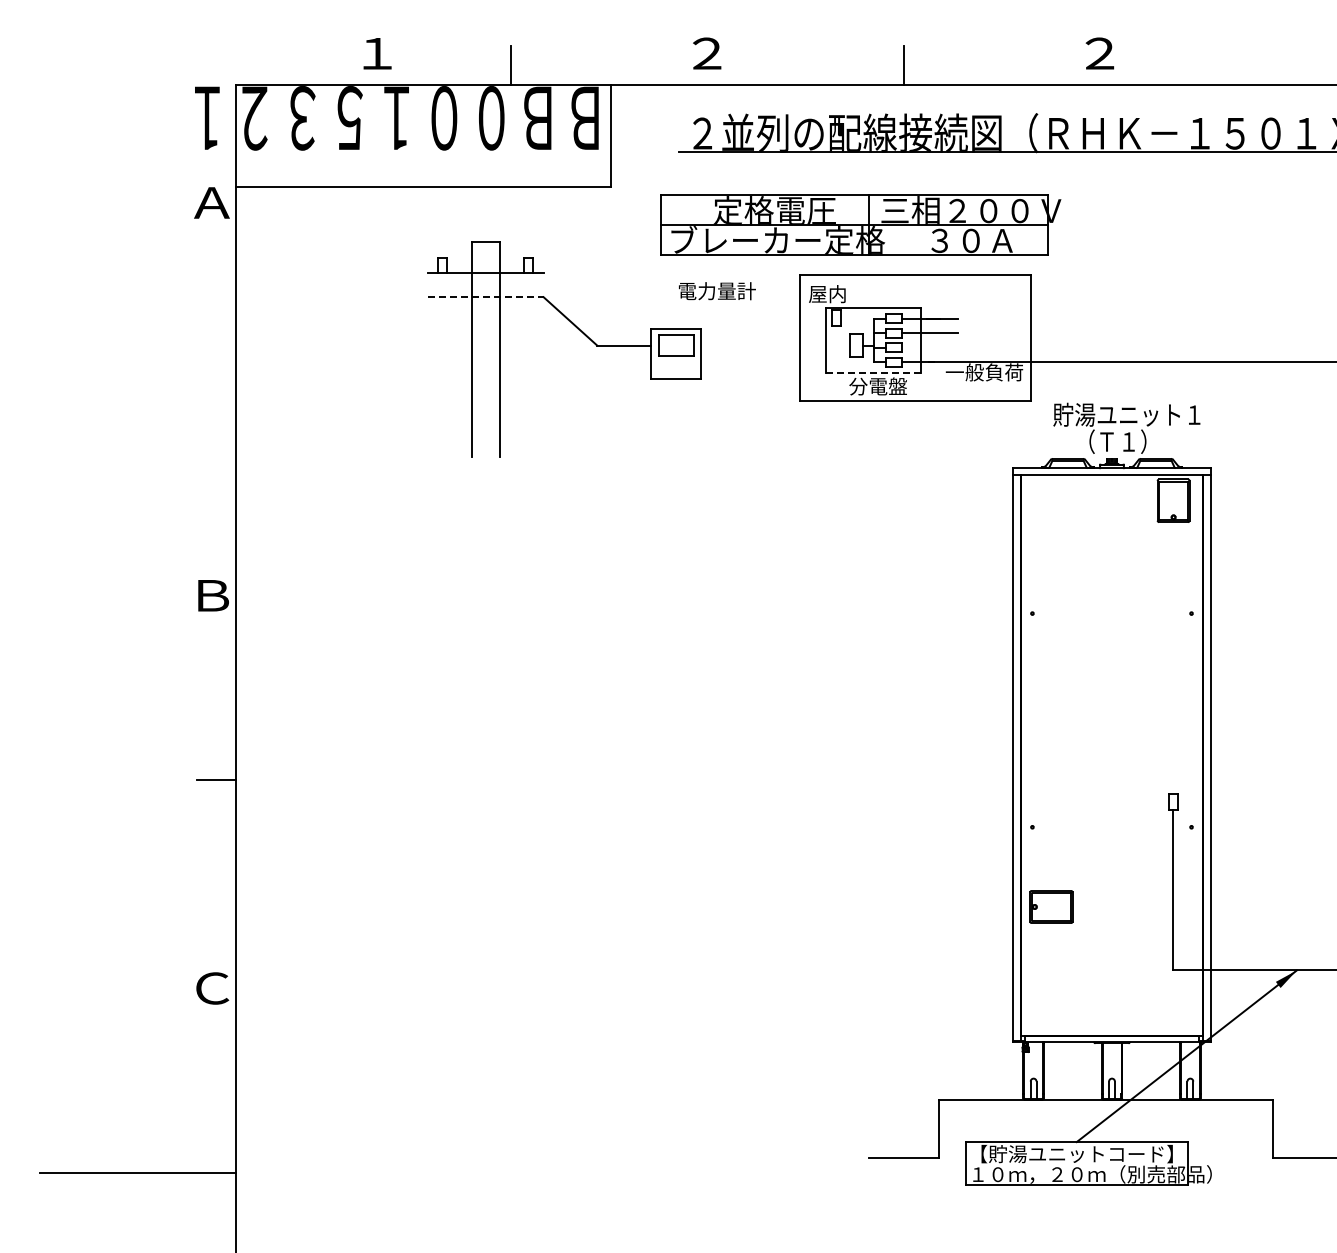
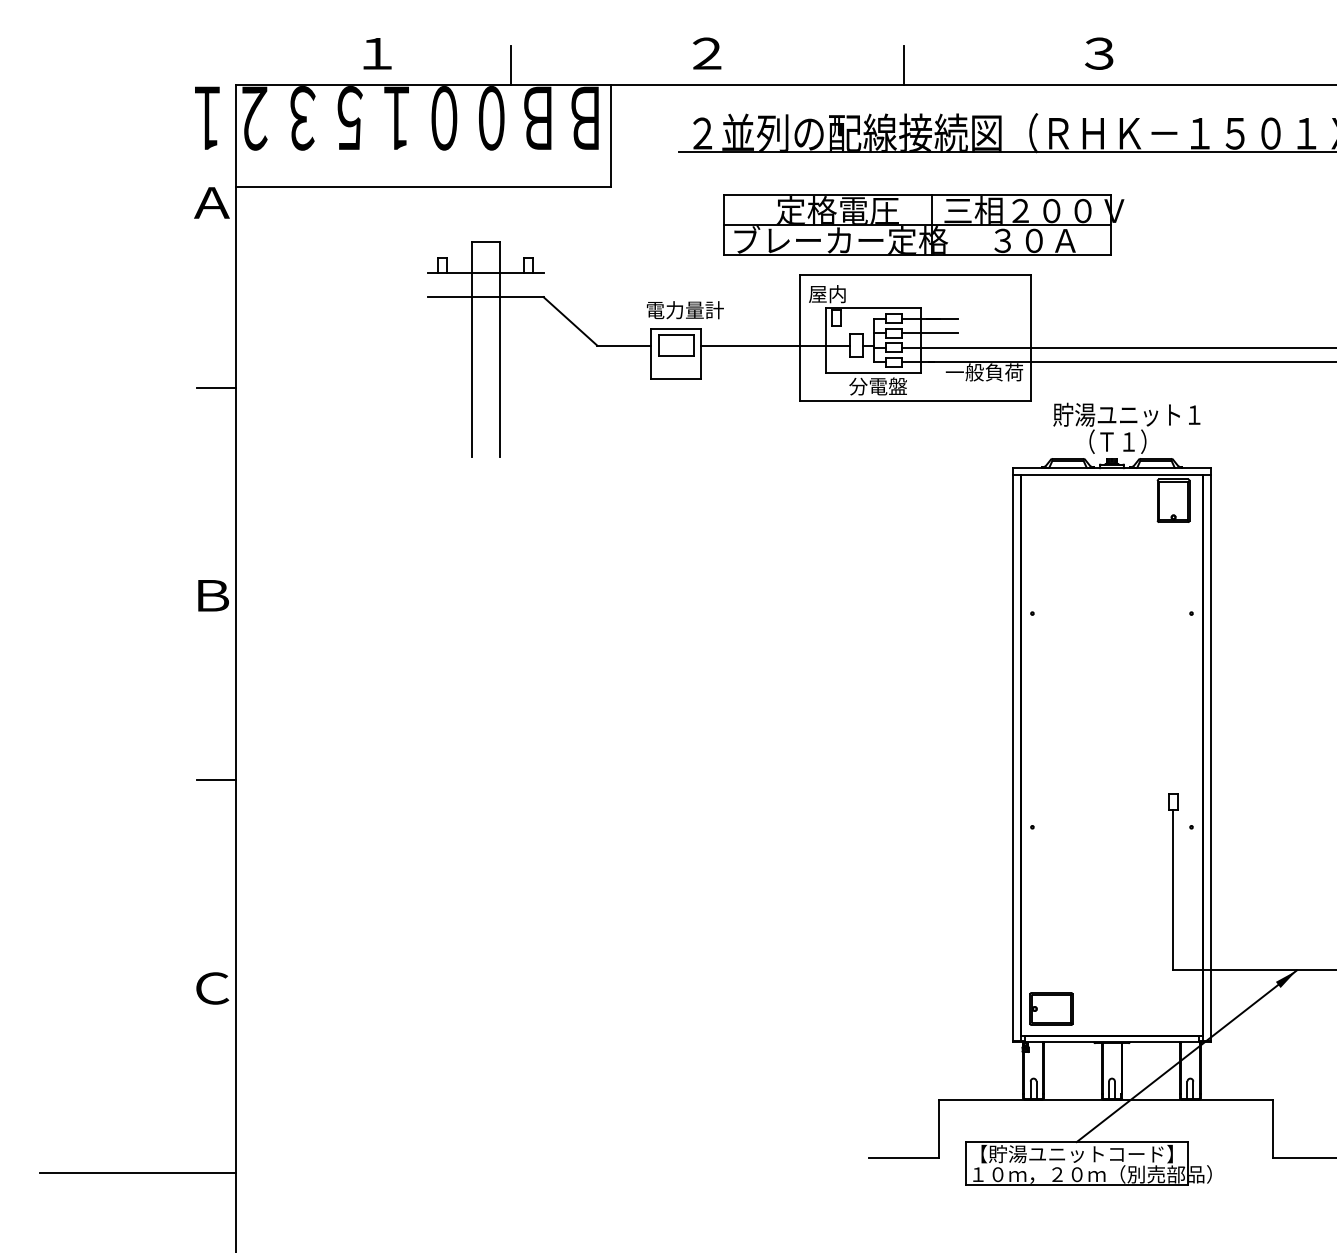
text: ２ -> ３ (1099, 53)
part position: (860, 224) -> (923, 224) (923, 224)
text position: (717, 291) -> (685, 310) (685, 310)
line: dashed -> solid (486, 297)
line: none -> present (775, 345)
line: none -> present (1117, 347)
line: dashed -> solid (874, 373)
line: none -> present (216, 387)
part position: (1051, 906) -> (1051, 1008) (1051, 1008)
